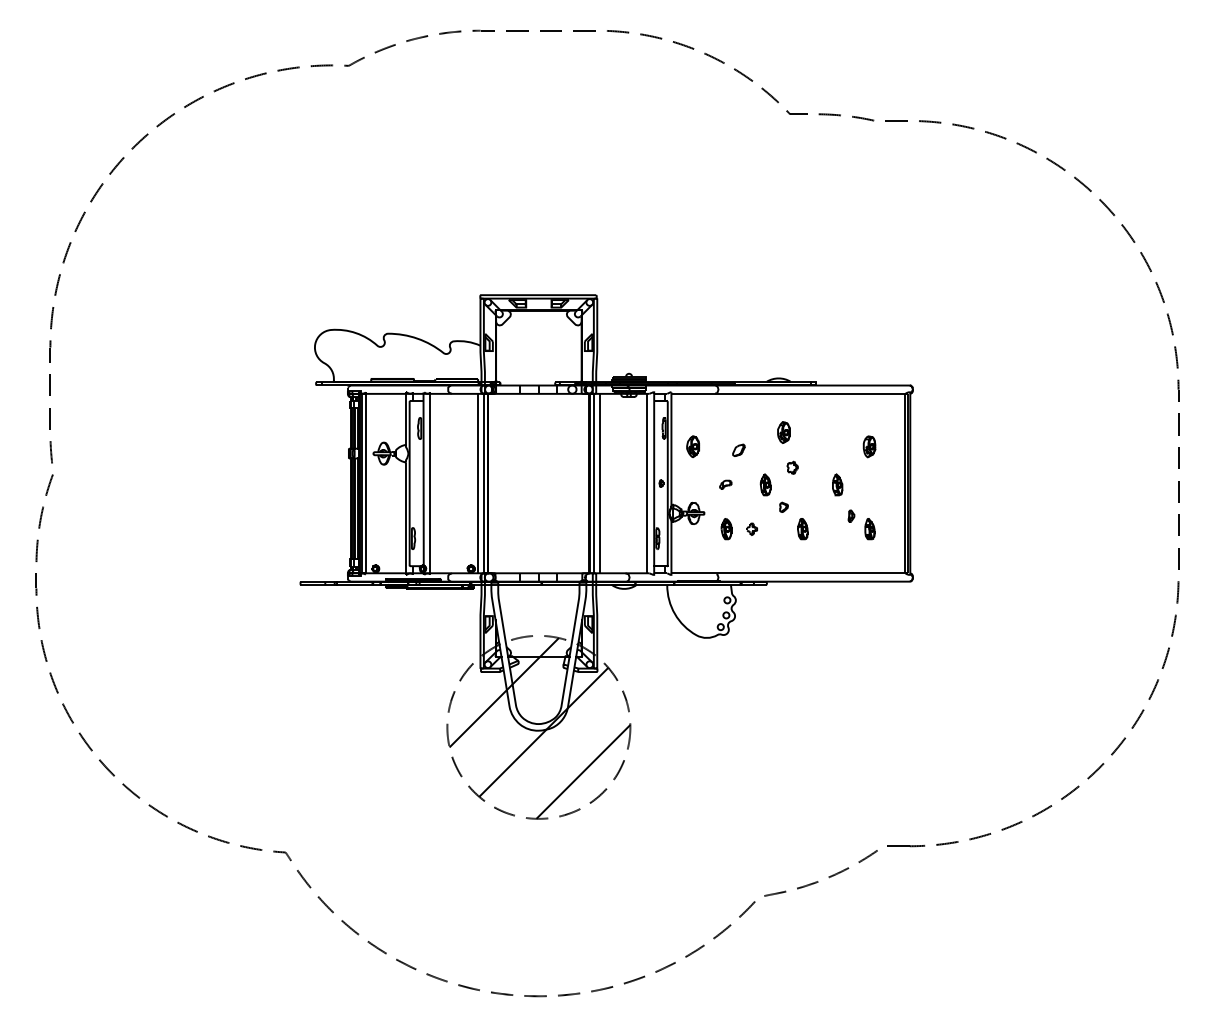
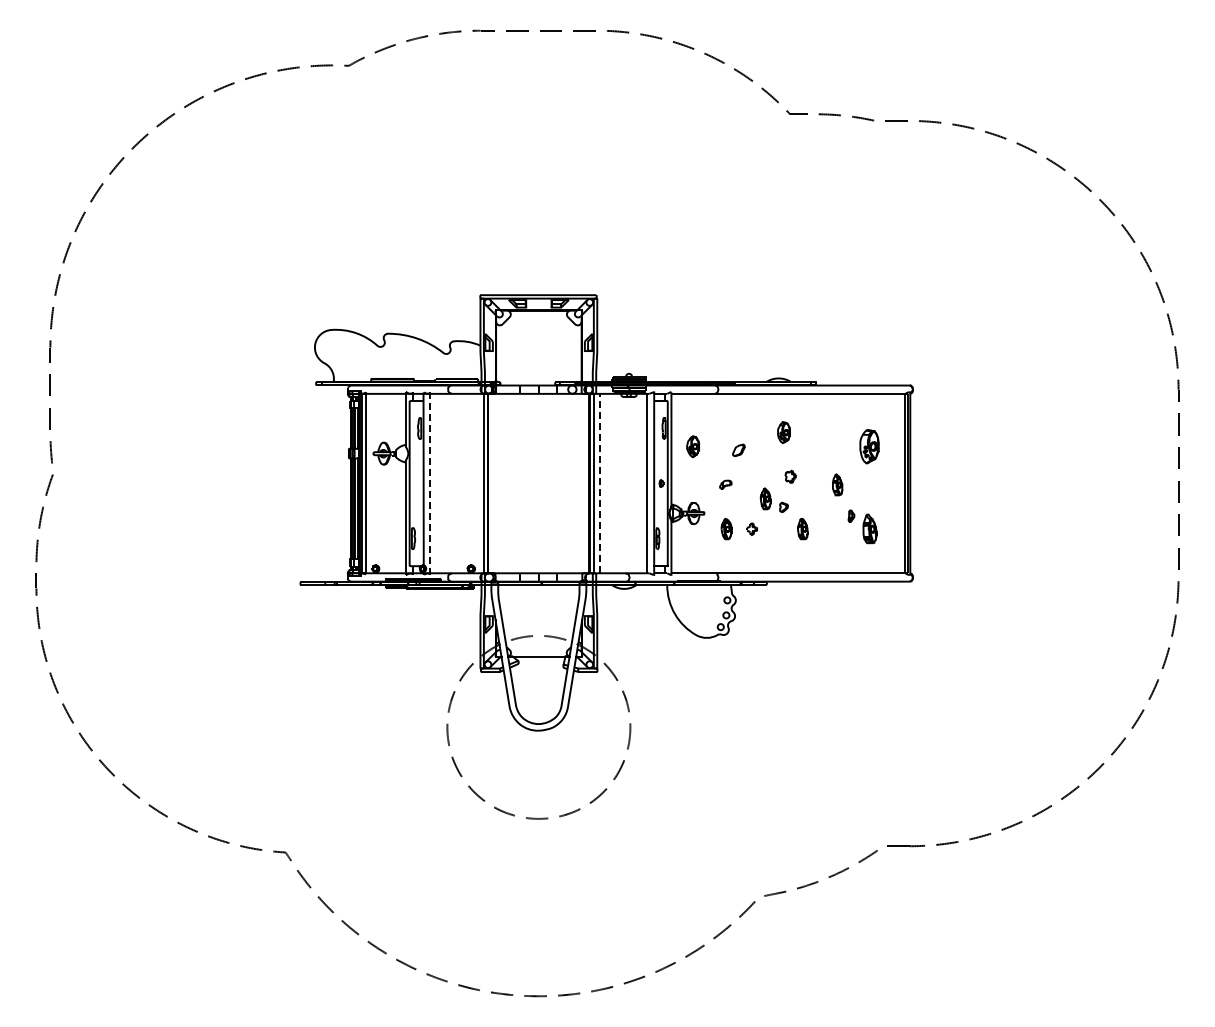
part size: 15x24 px -> 21x36 px (869, 446)
part position: (792, 467) -> (790, 476) (790, 476)
line: present -> none (477, 483)
line: solid -> dashed (600, 483)
line: solid -> dashed (430, 484)
part position: (765, 484) -> (765, 498) (765, 498)
part size: 12x23 px -> 16x32 px (869, 528)
hatch: present -> none (539, 728)
